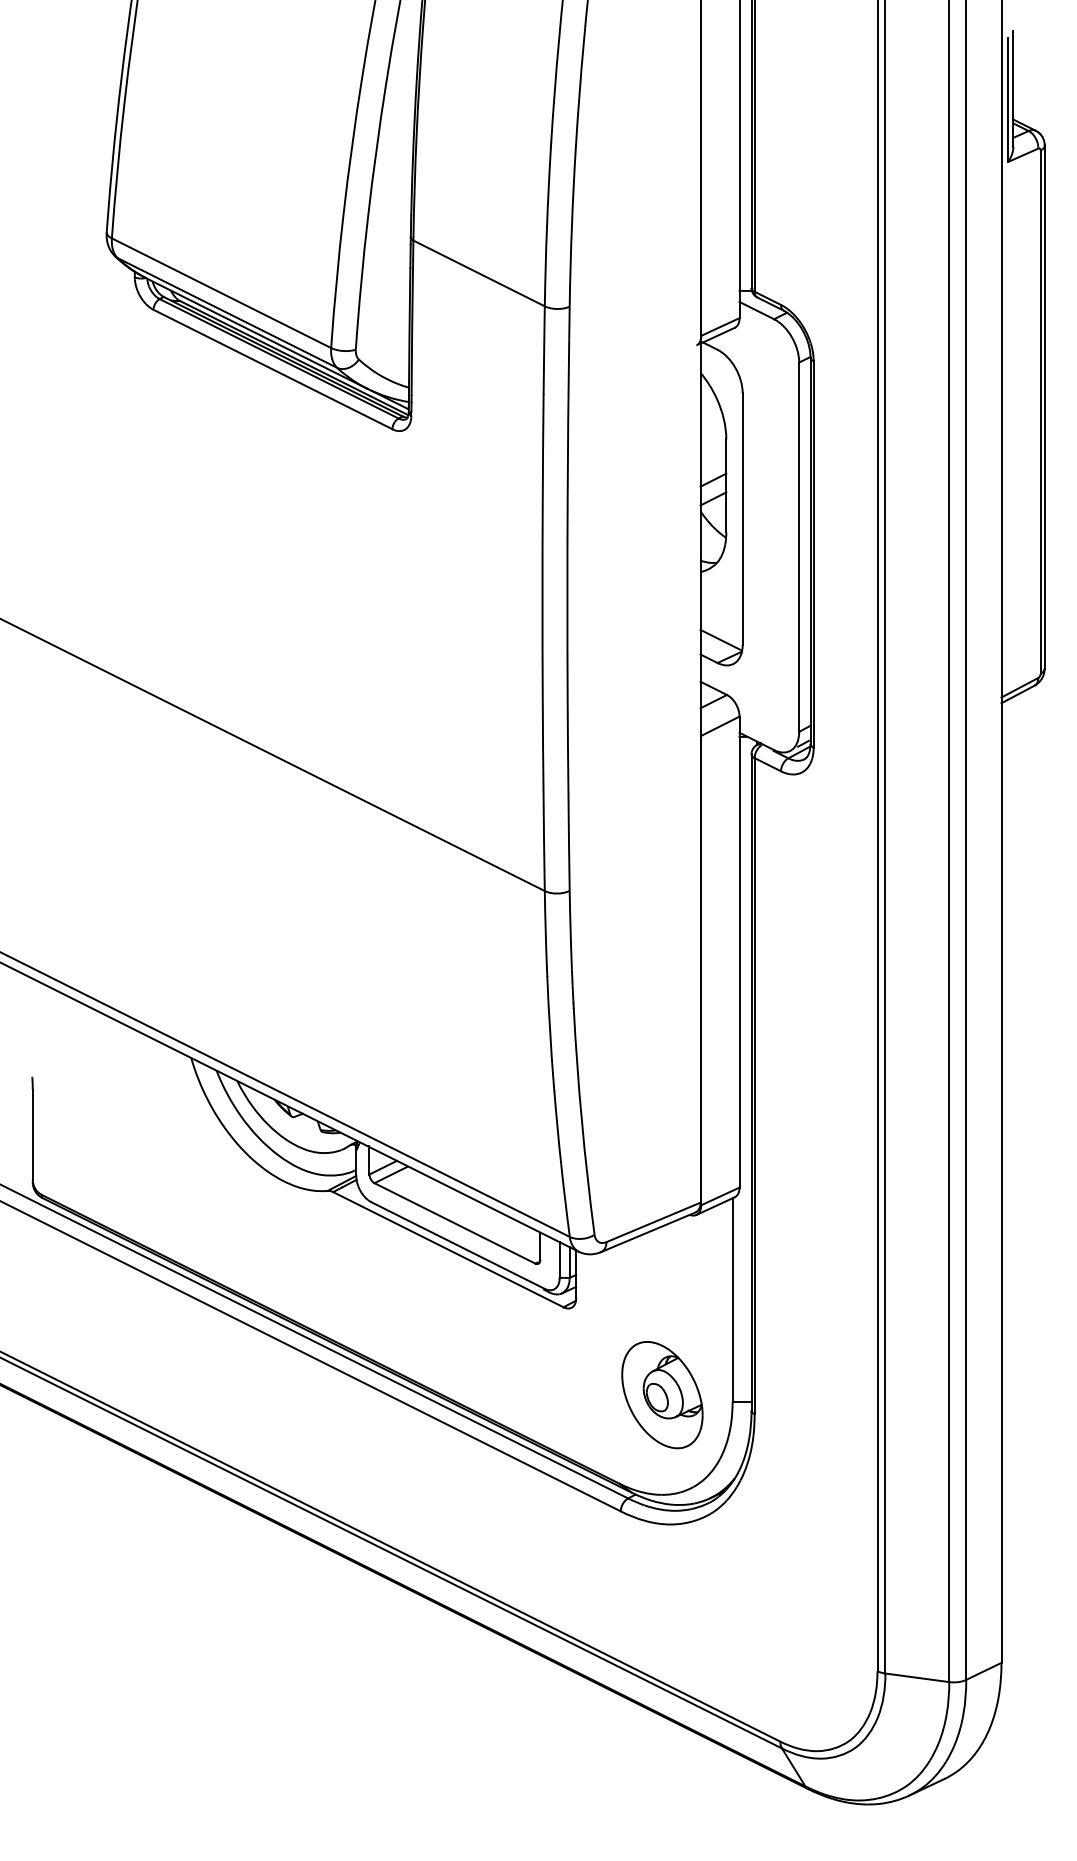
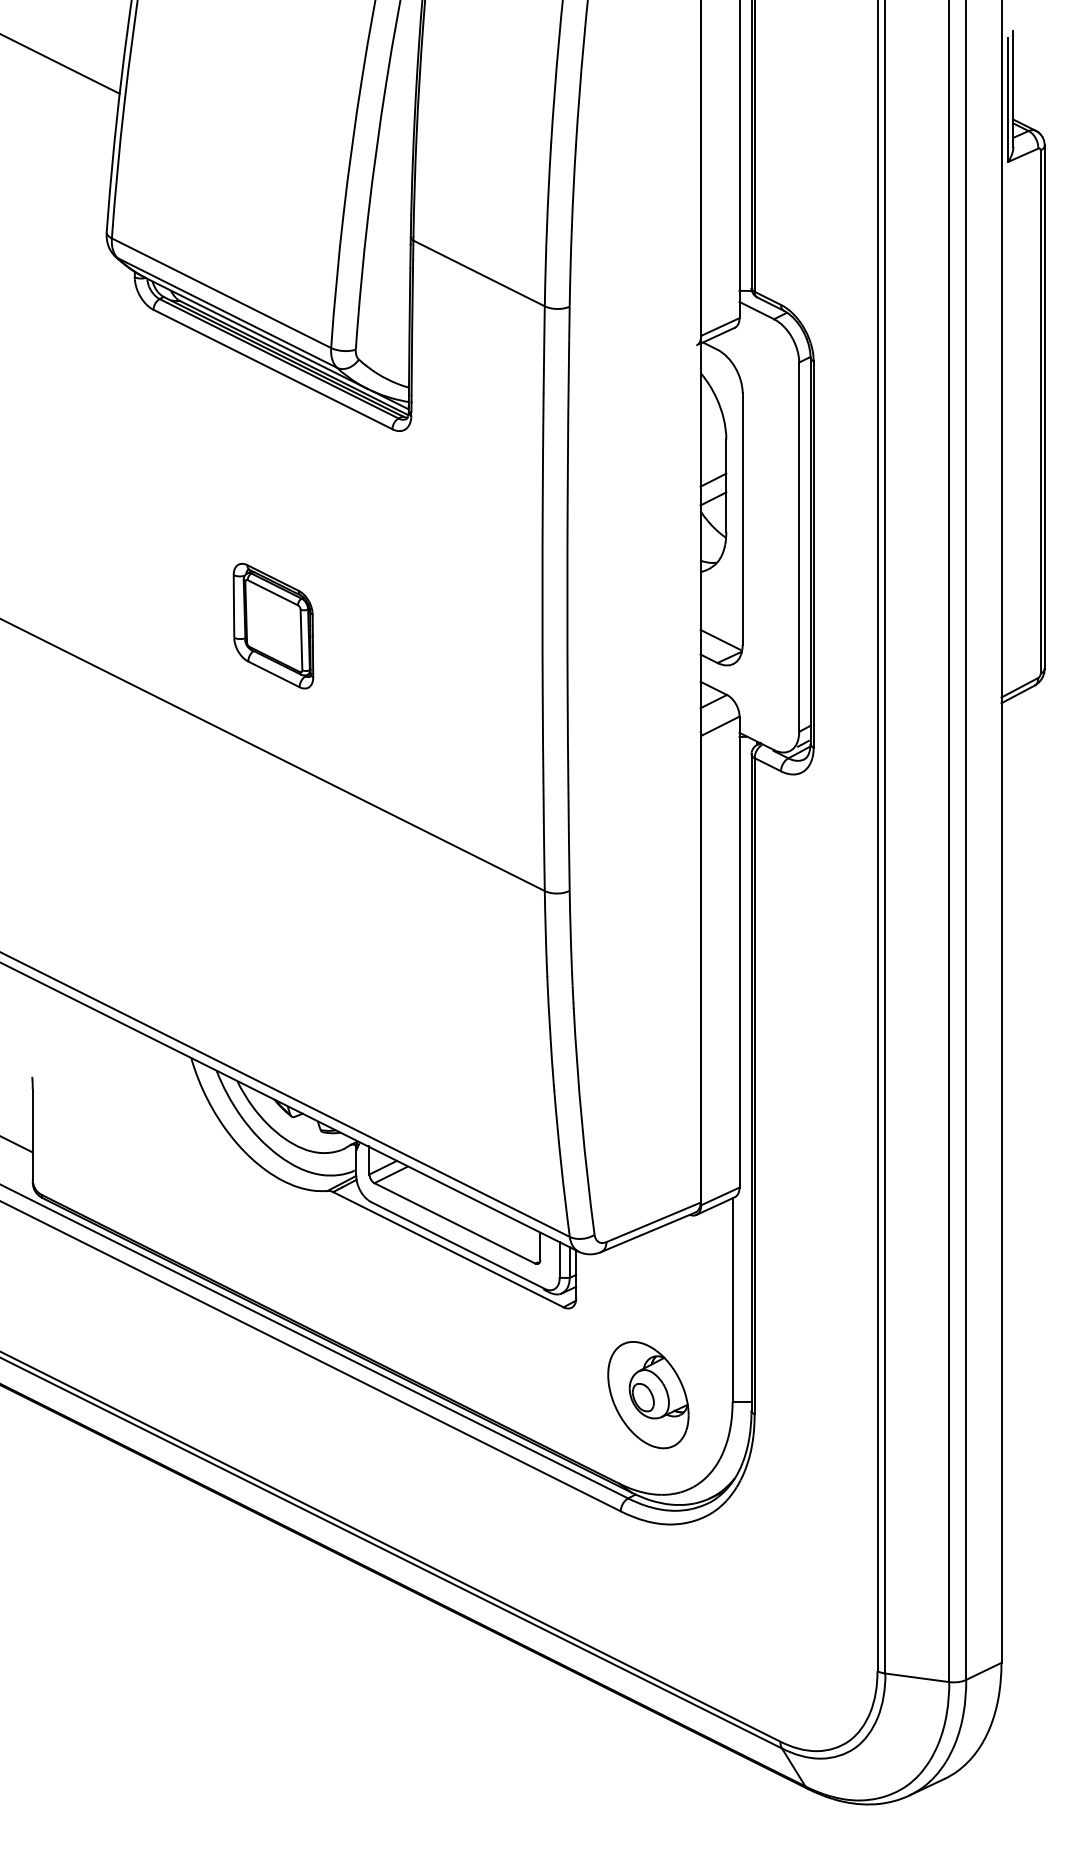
line: none -> present (60, 64)
part: none -> present (273, 625)
line: none -> present (17, 1144)
part position: (662, 1395) -> (648, 1395) (648, 1395)
